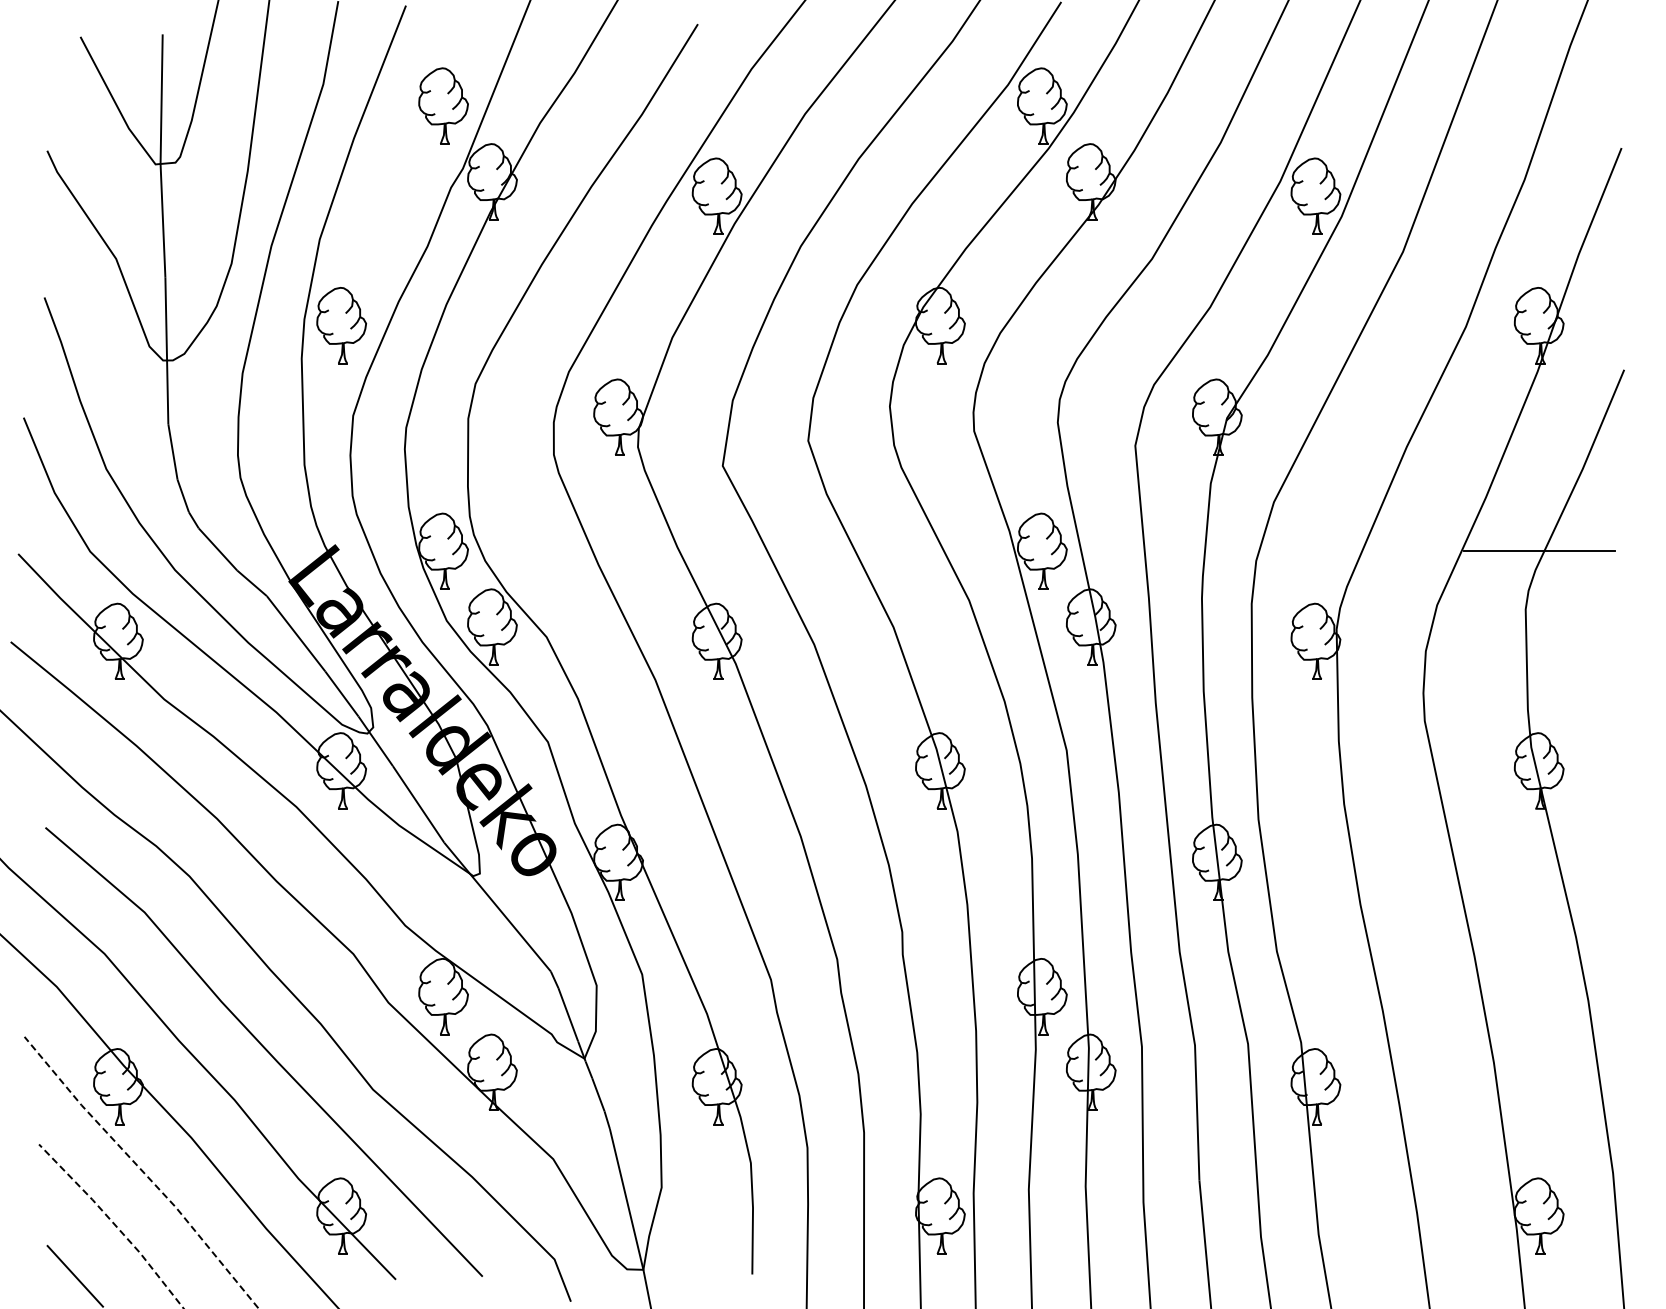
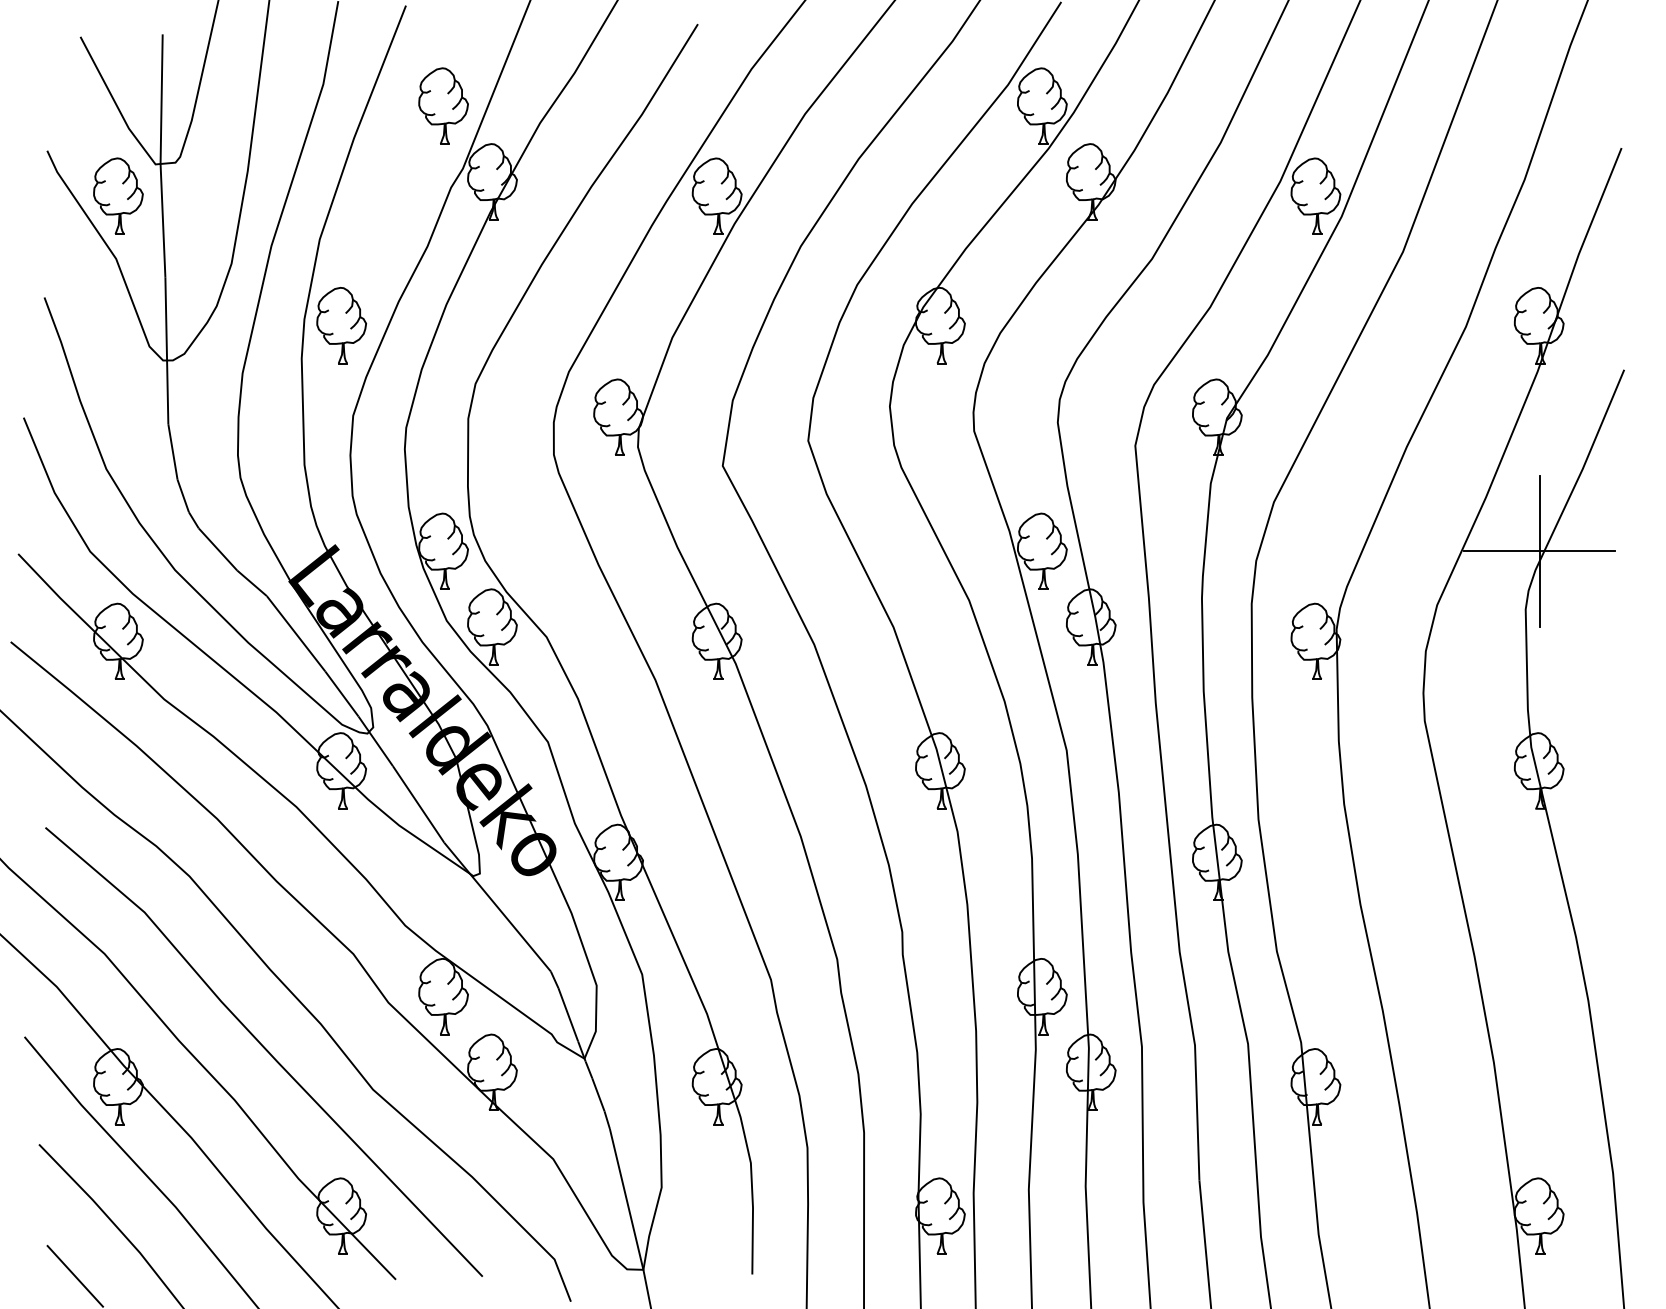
part: none -> present (118, 195)
line: none -> present (1539, 550)
line: dashed -> solid (142, 1171)
line: dashed -> solid (114, 1224)
